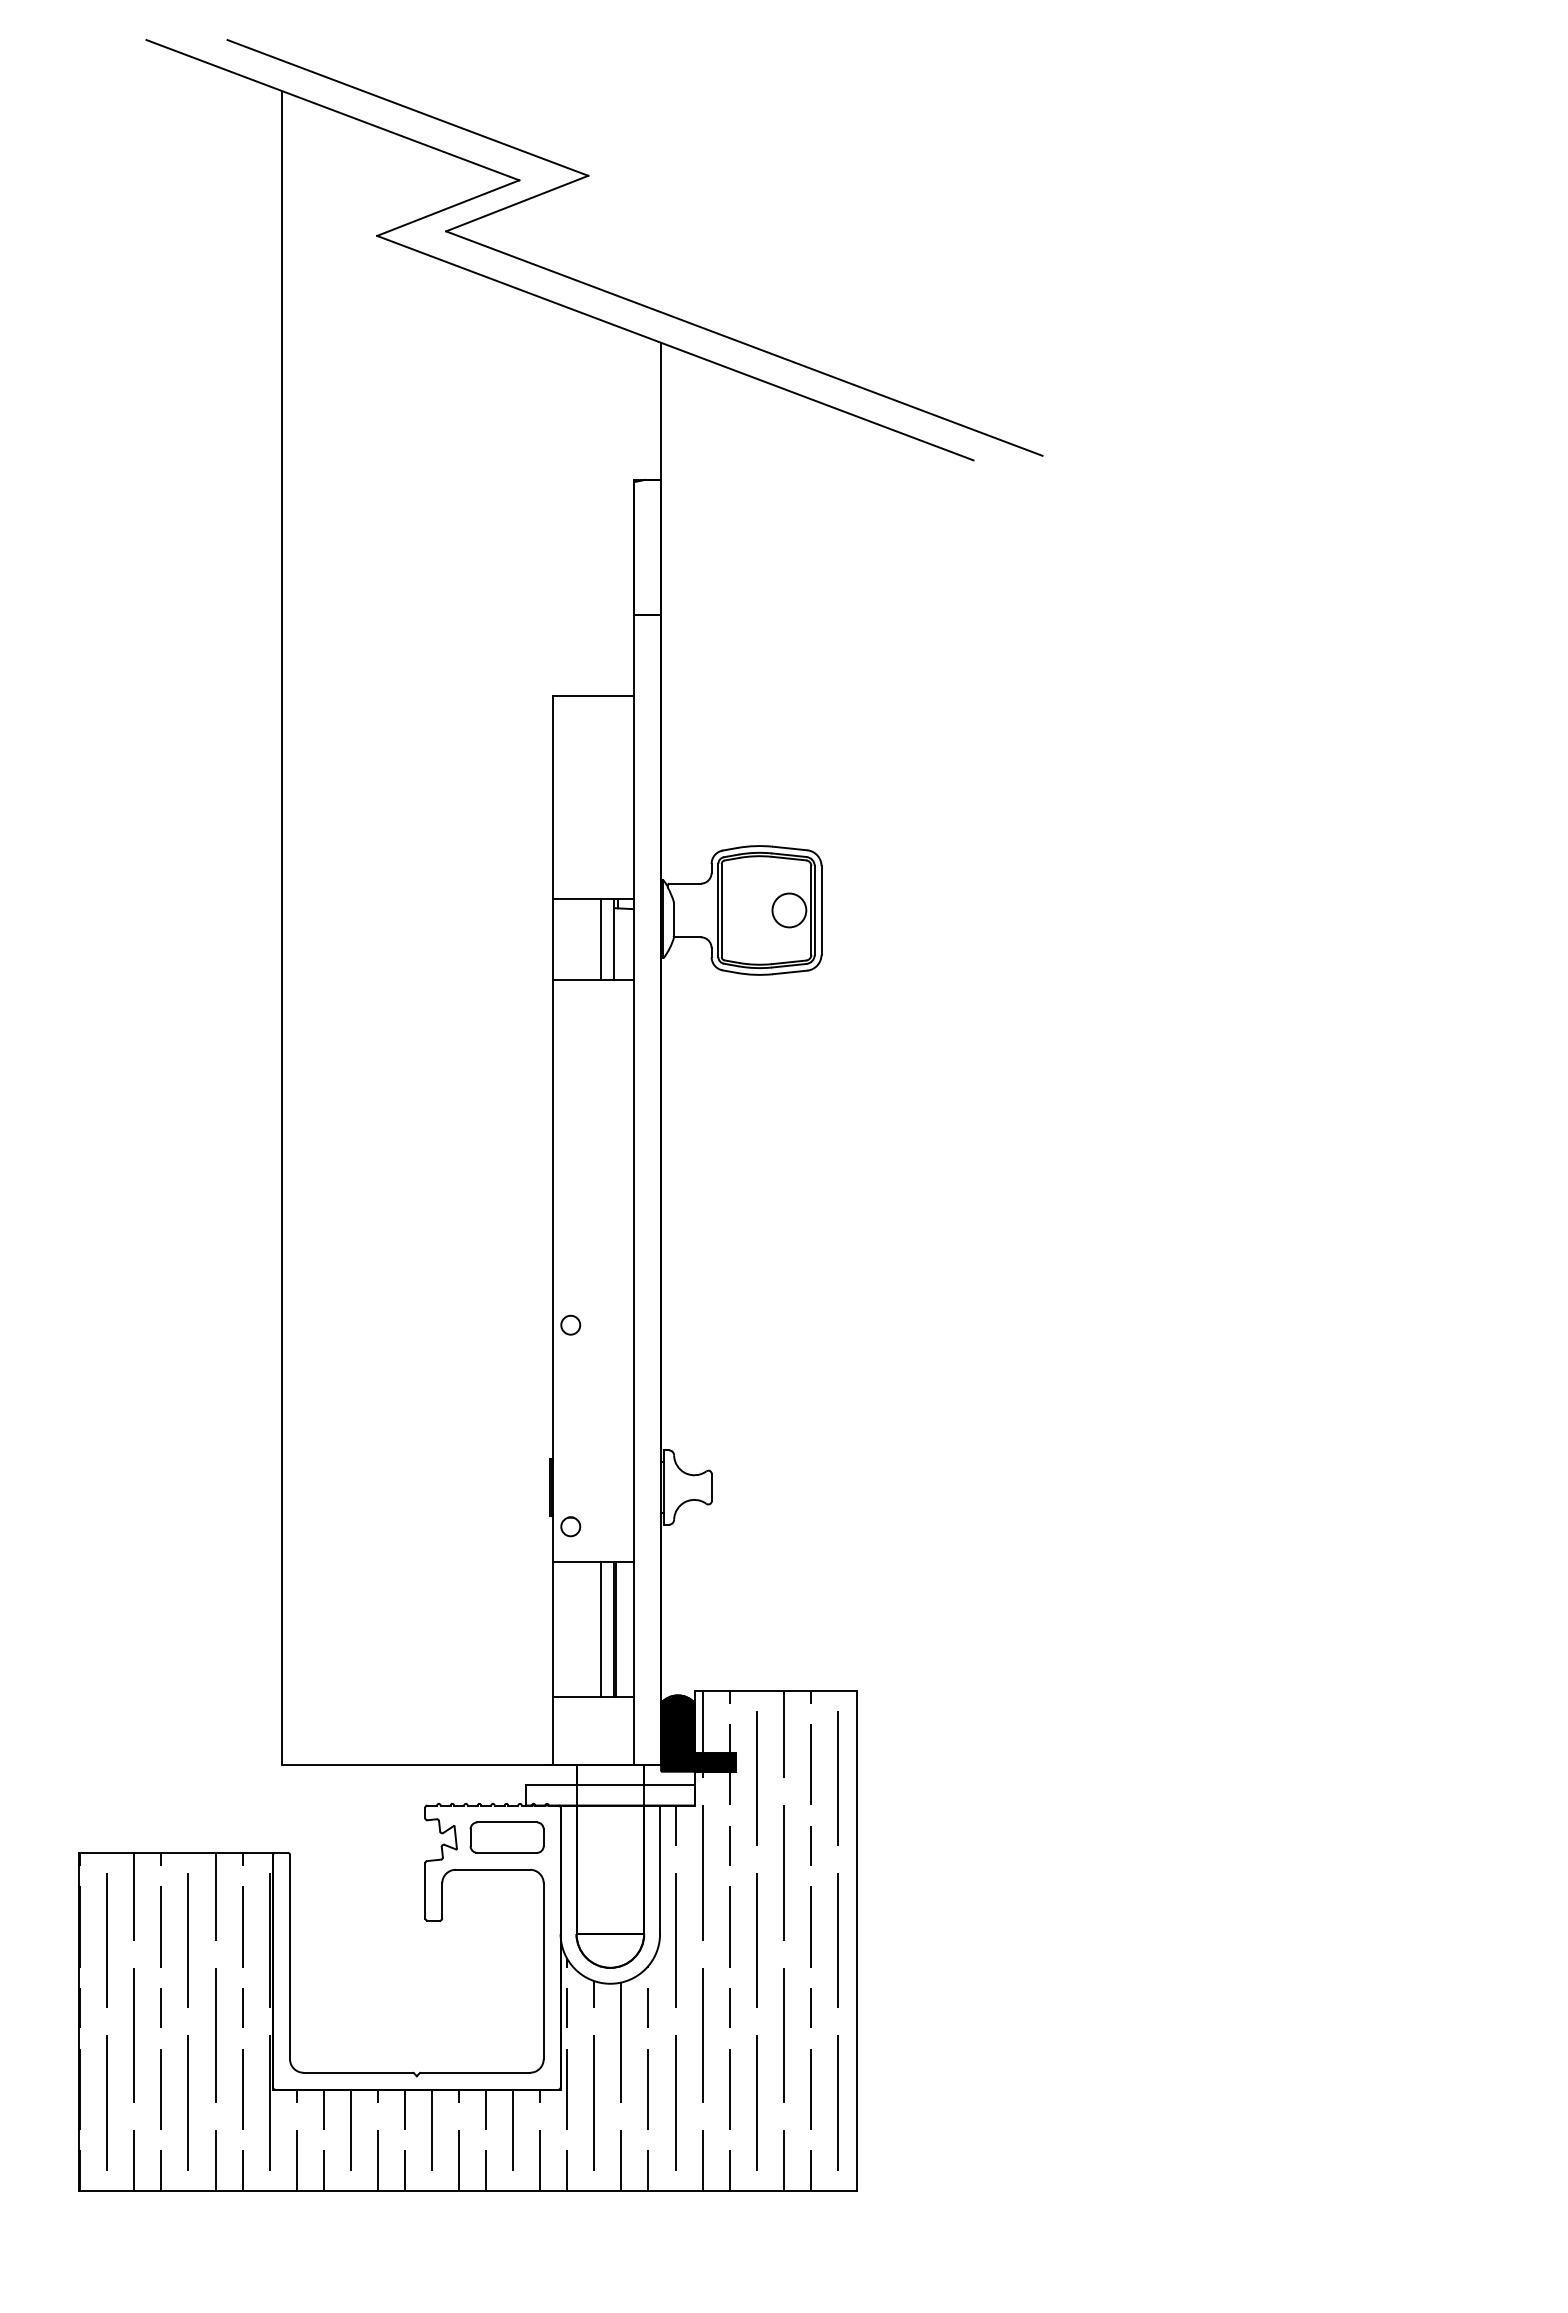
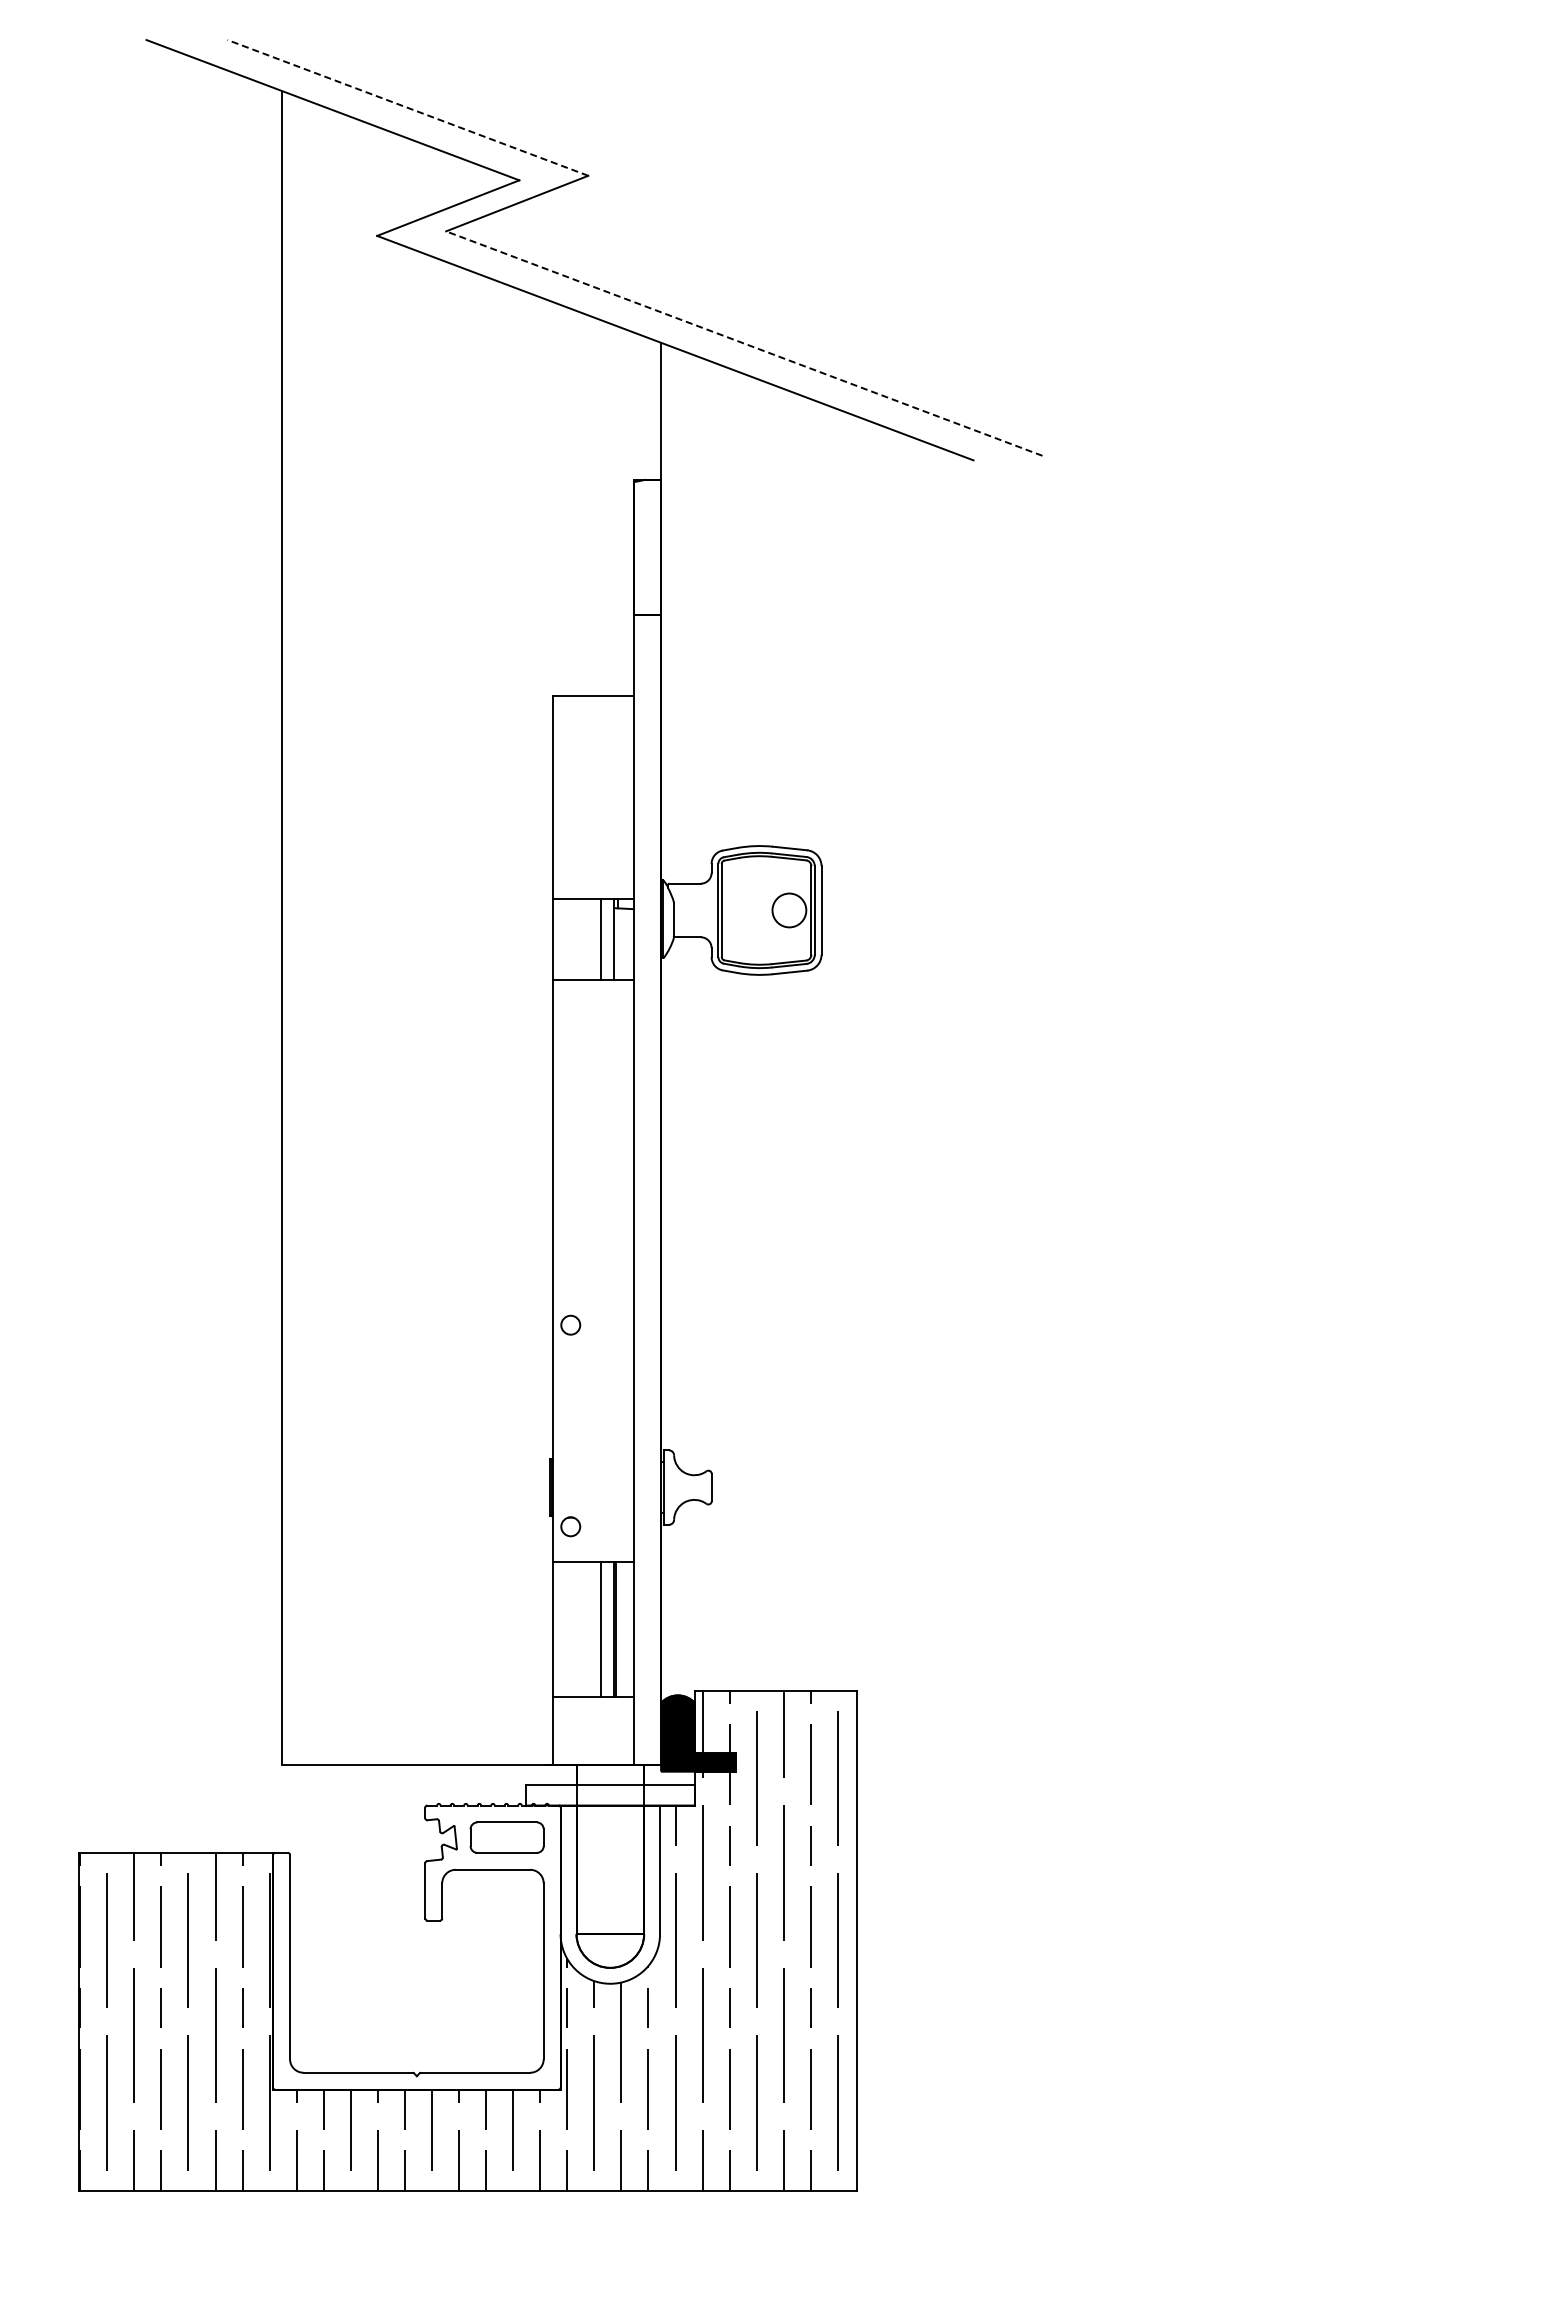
line: solid -> dashed (407, 107)
line: solid -> dashed (744, 343)
